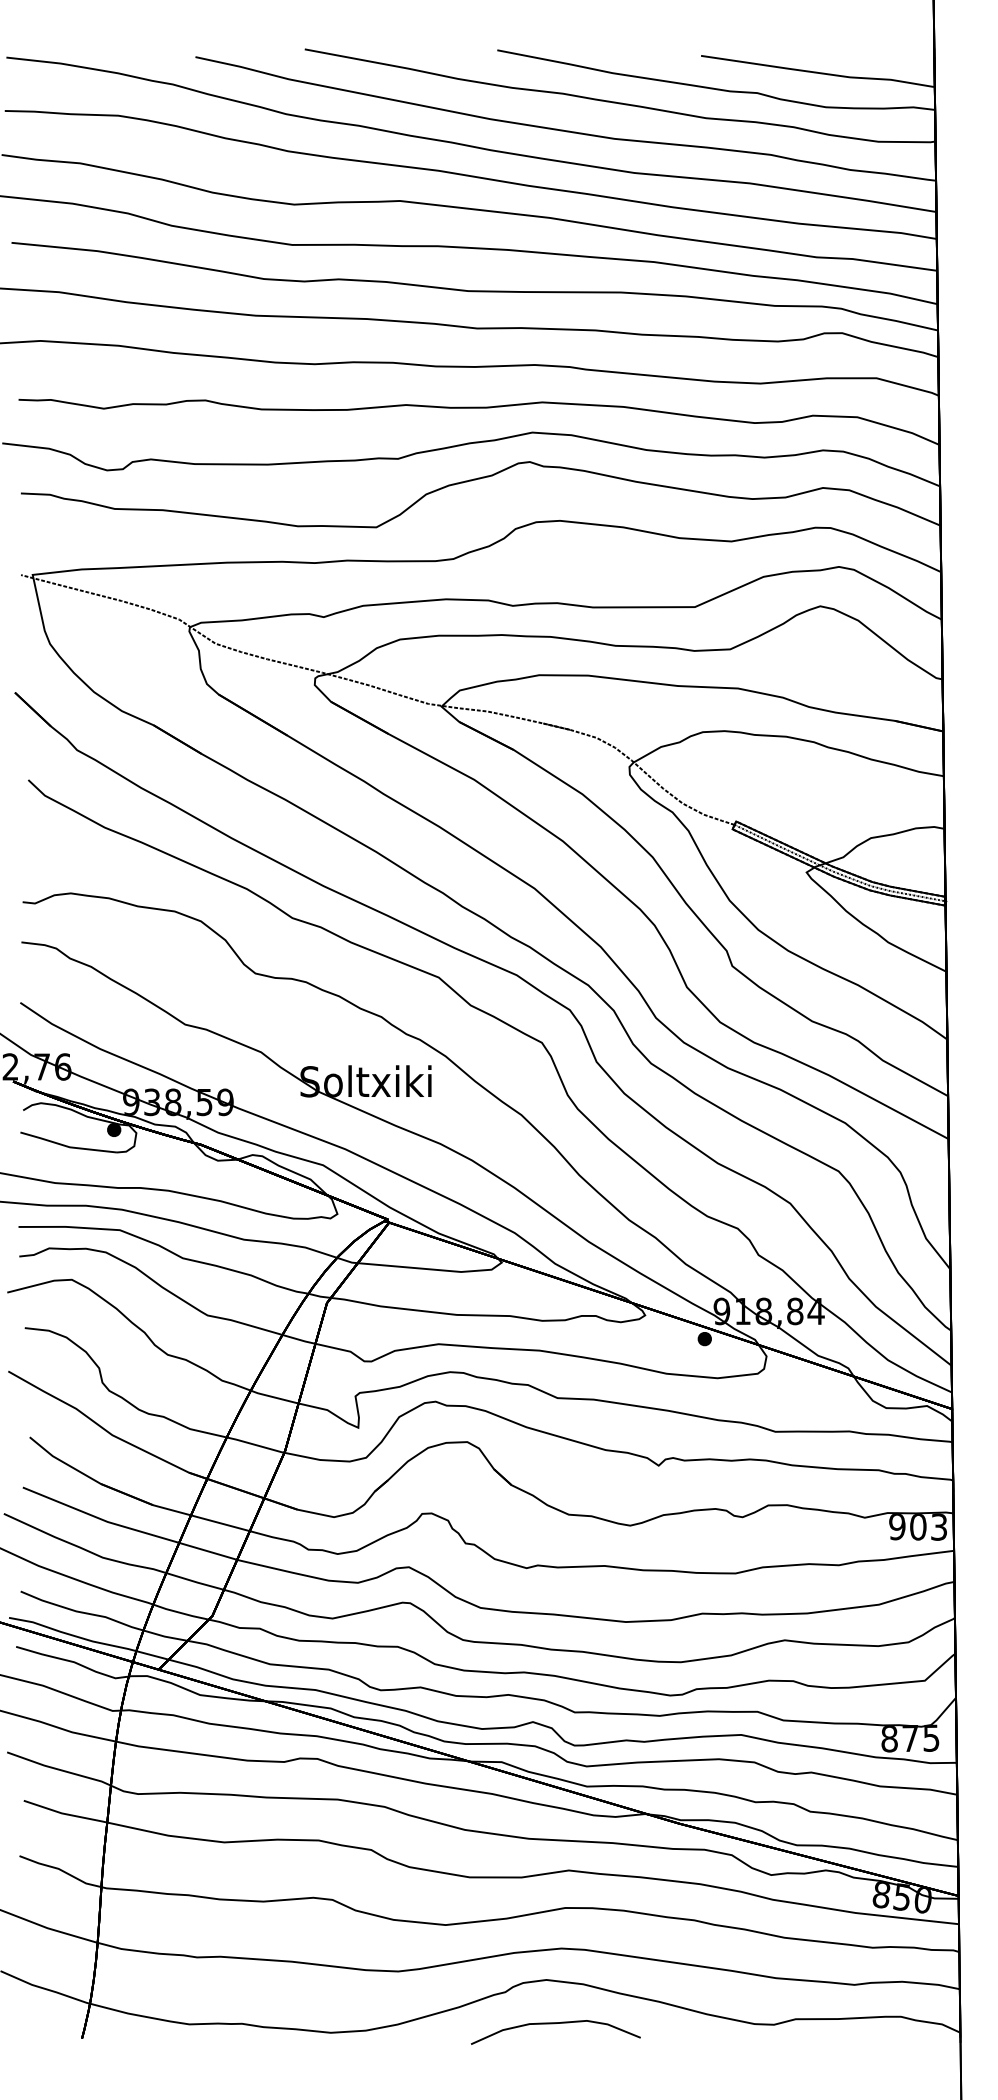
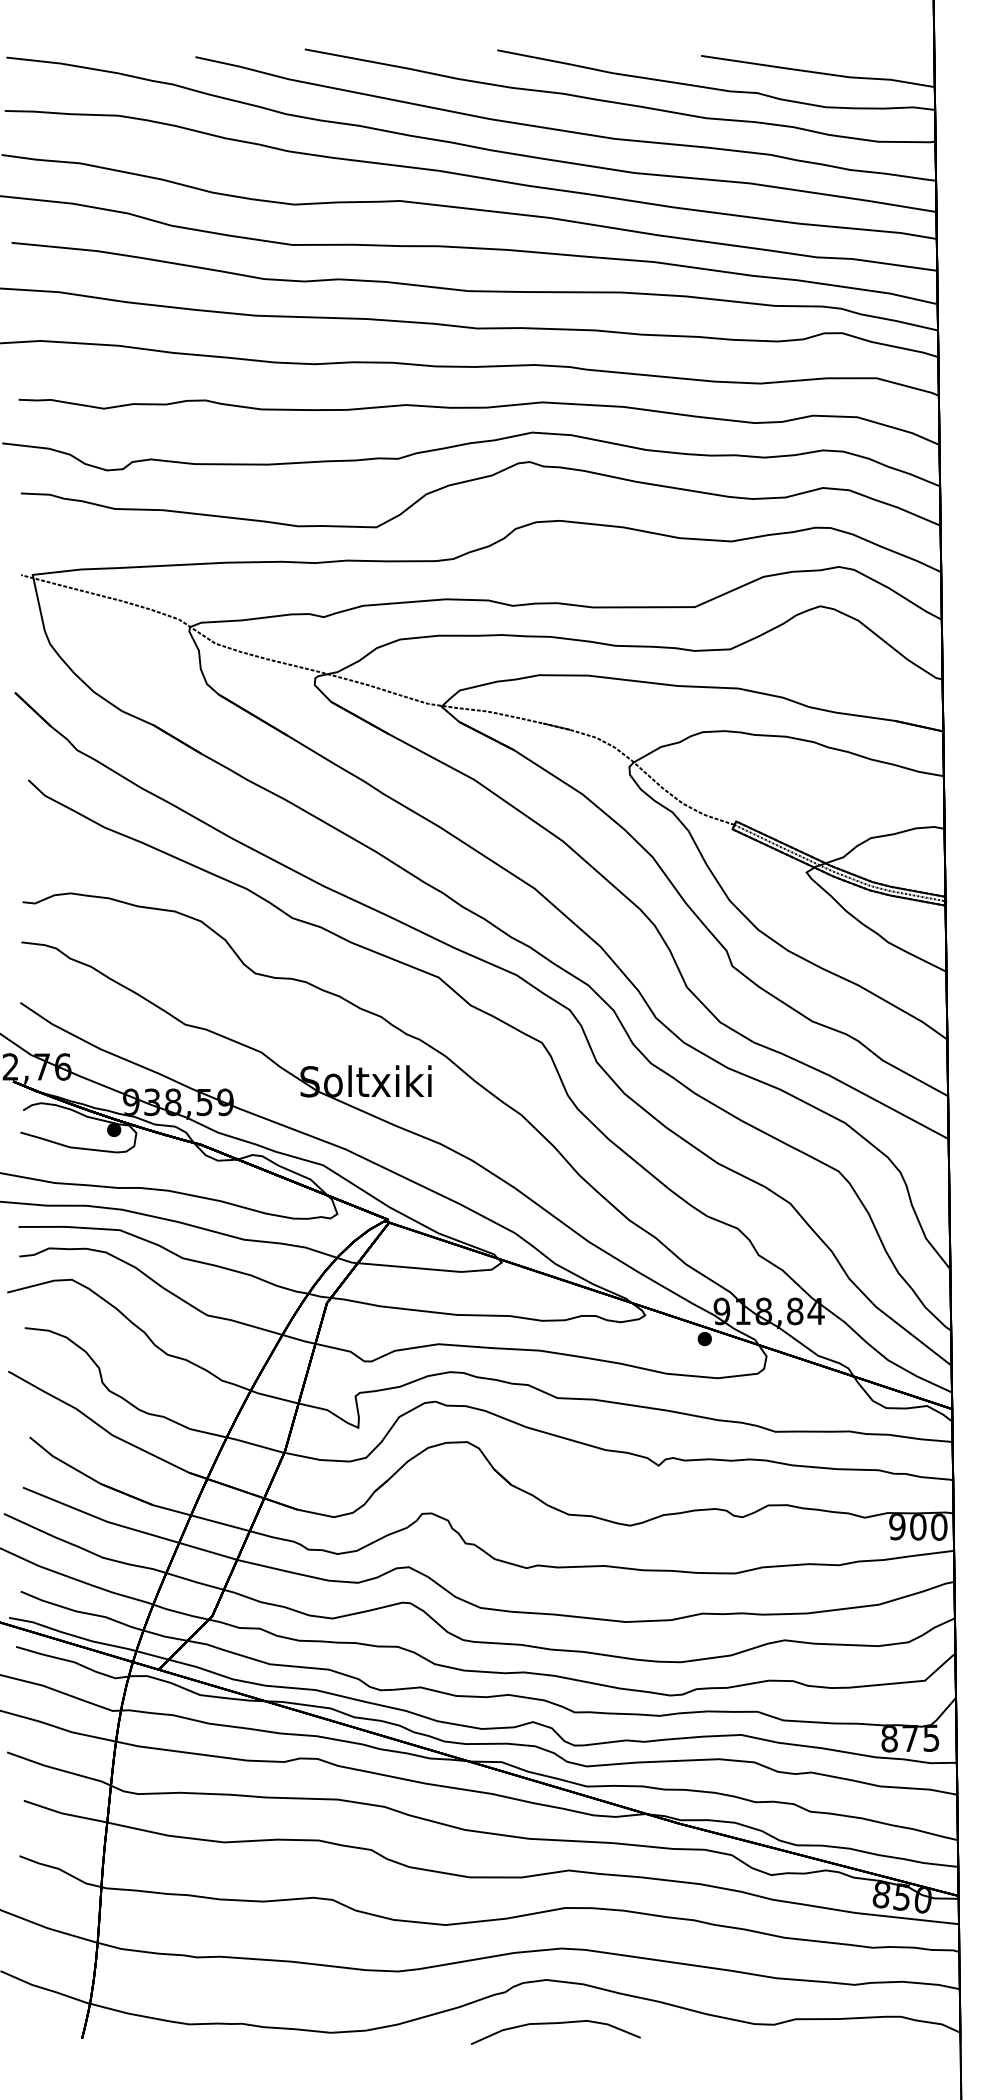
text: 903 -> 900 (939, 1526)
